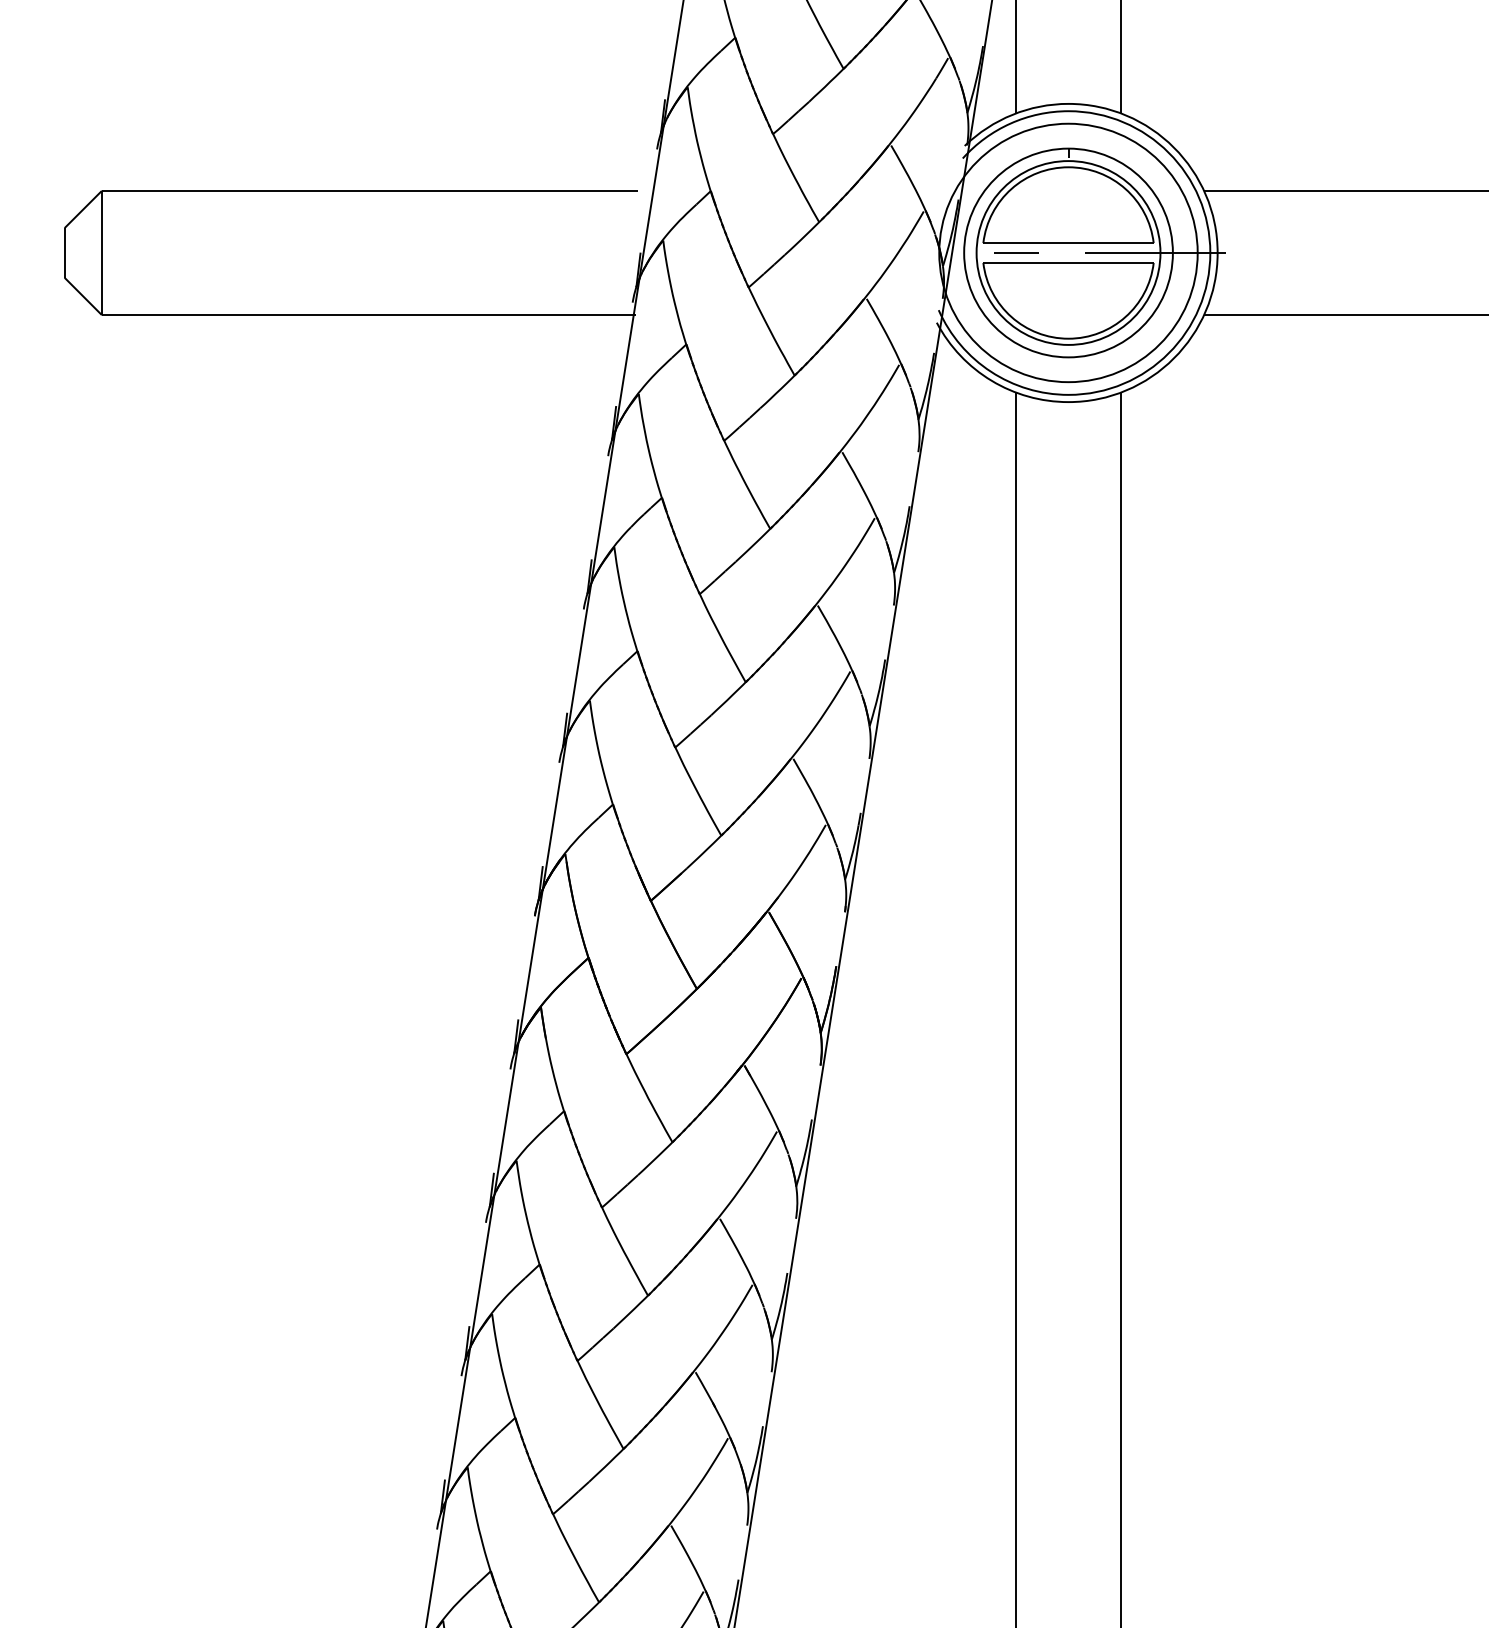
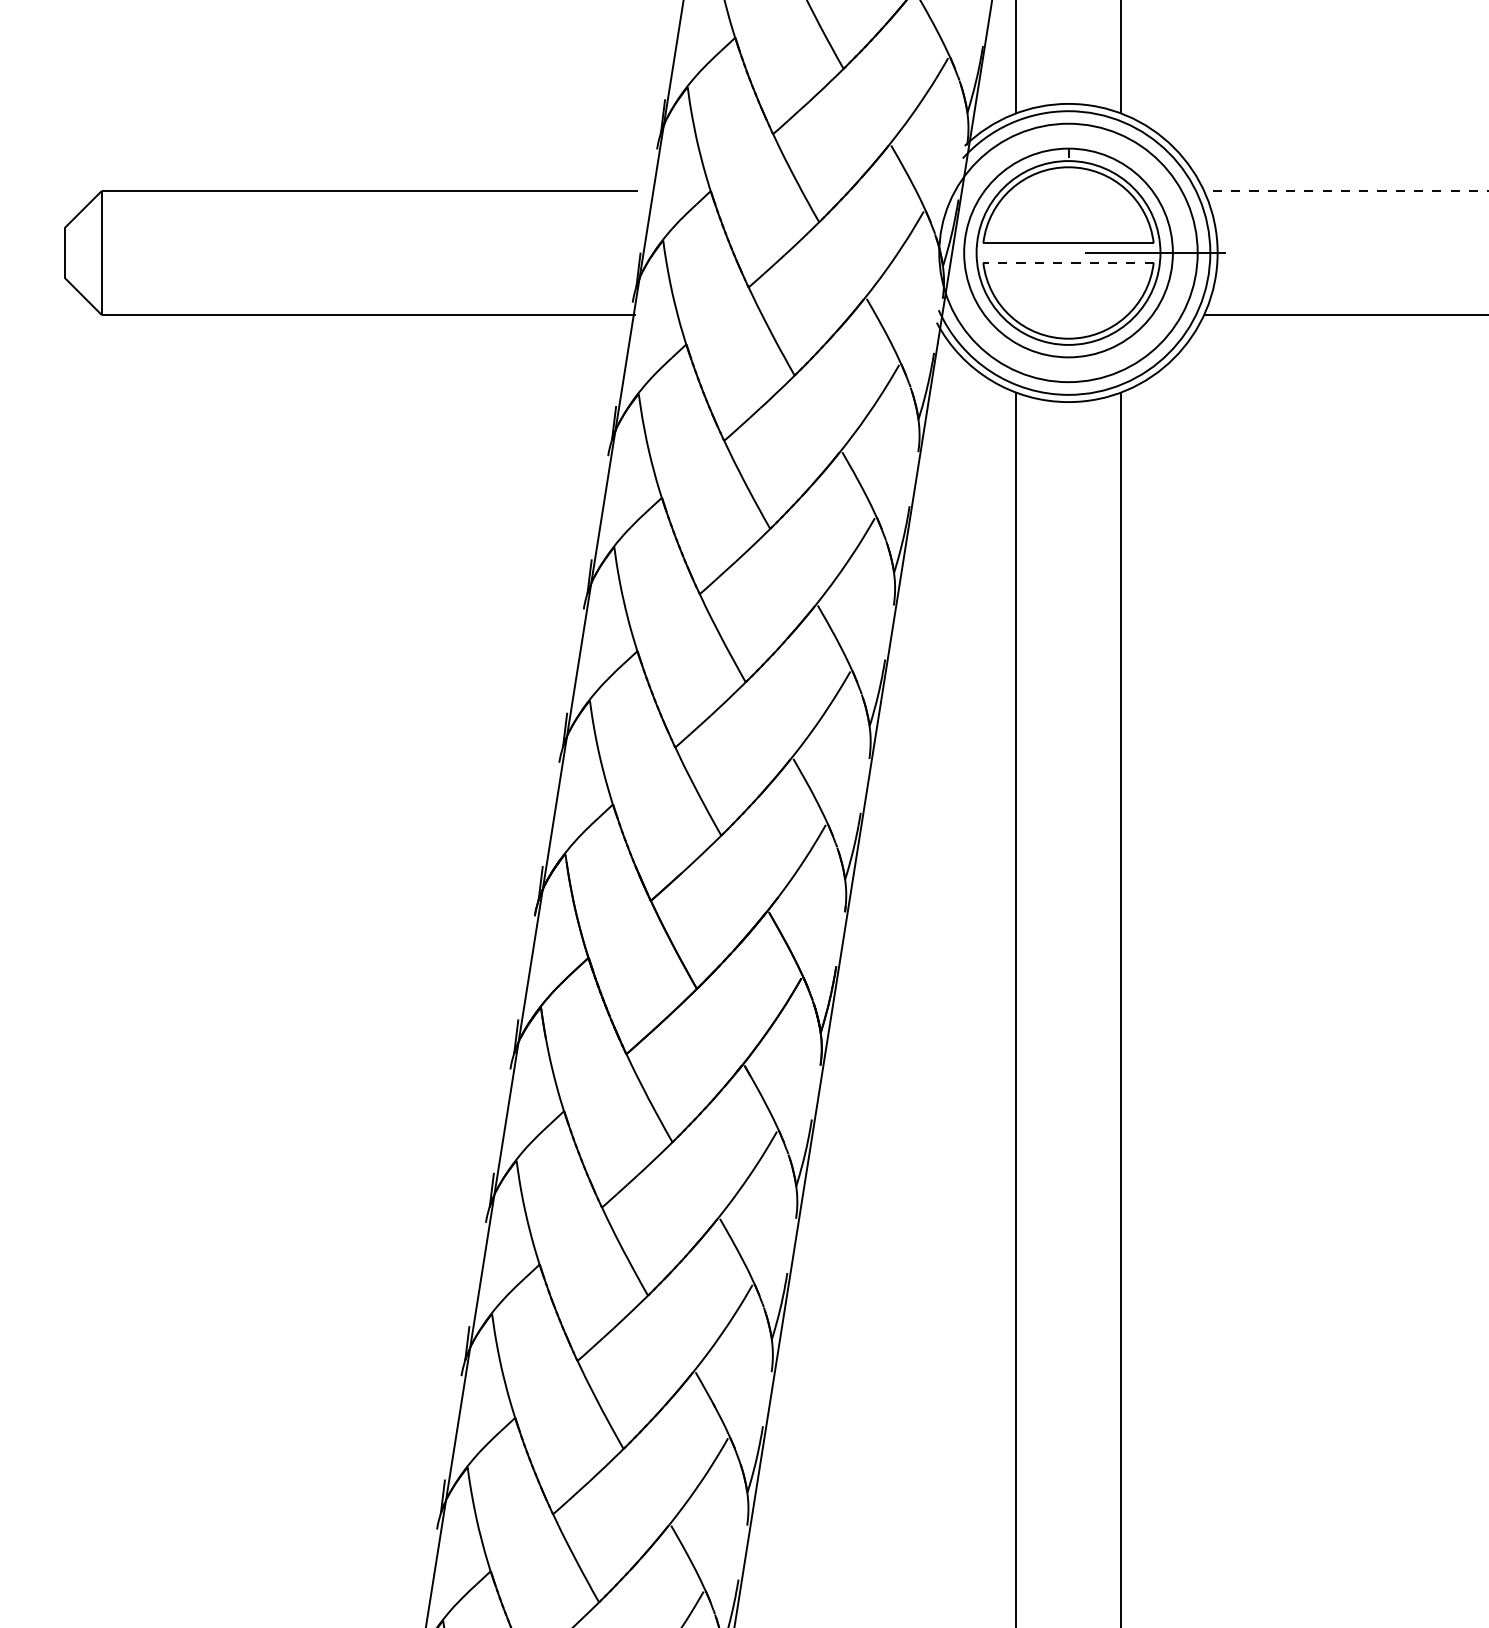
line: solid -> dashed (1345, 190)
line: present -> none (1016, 252)
line: solid -> dashed (1068, 262)
